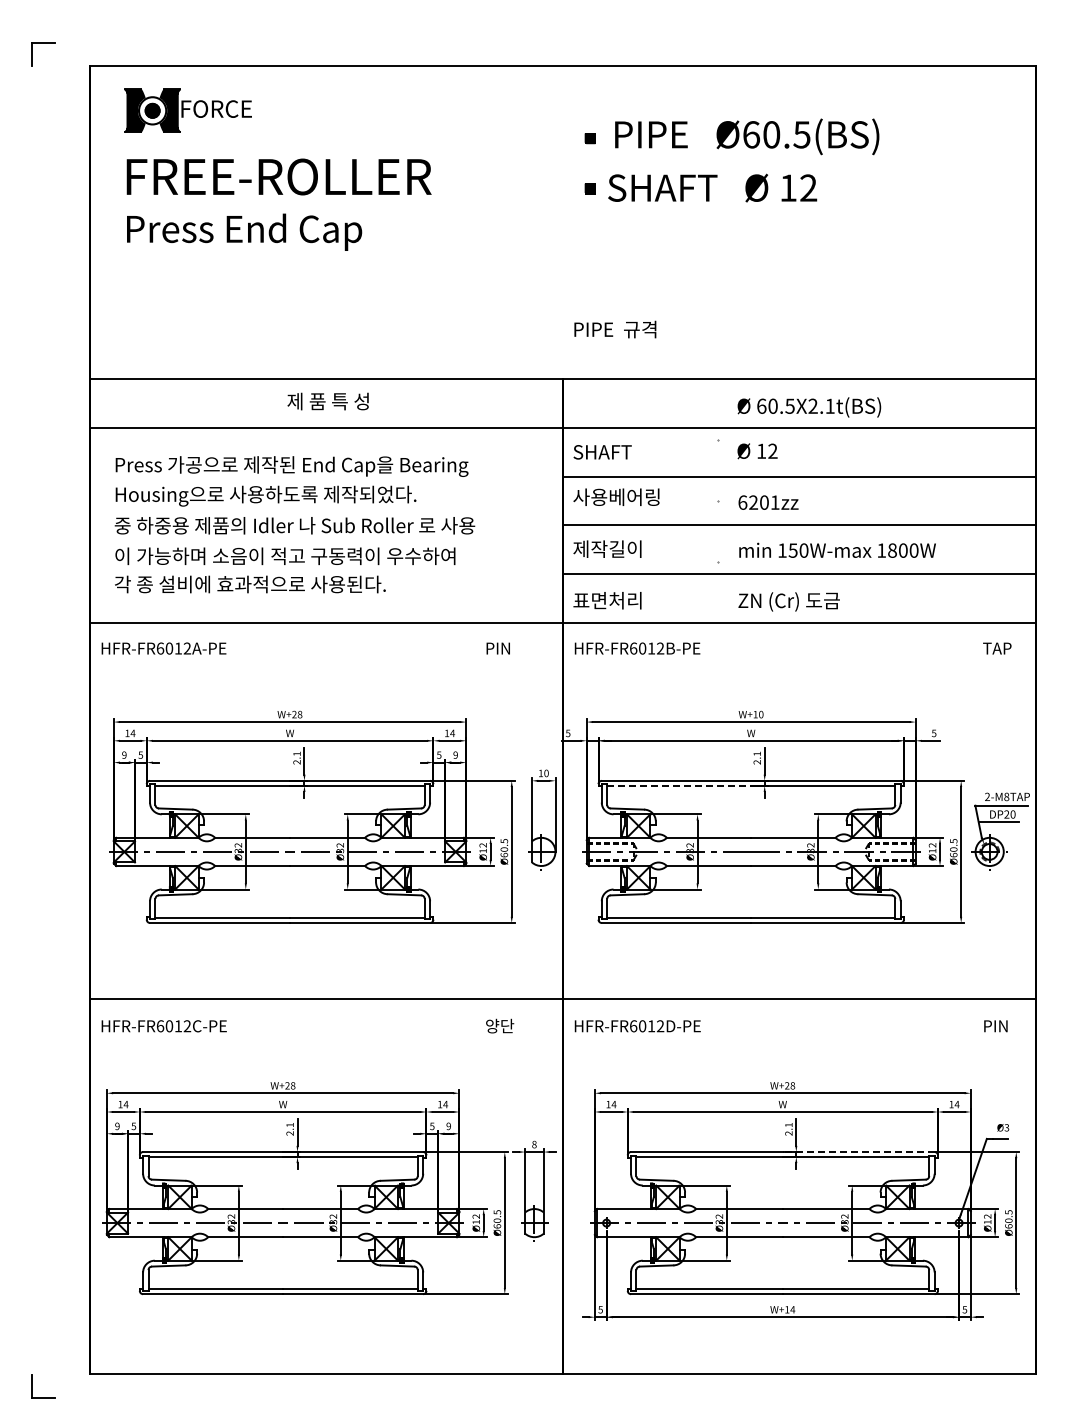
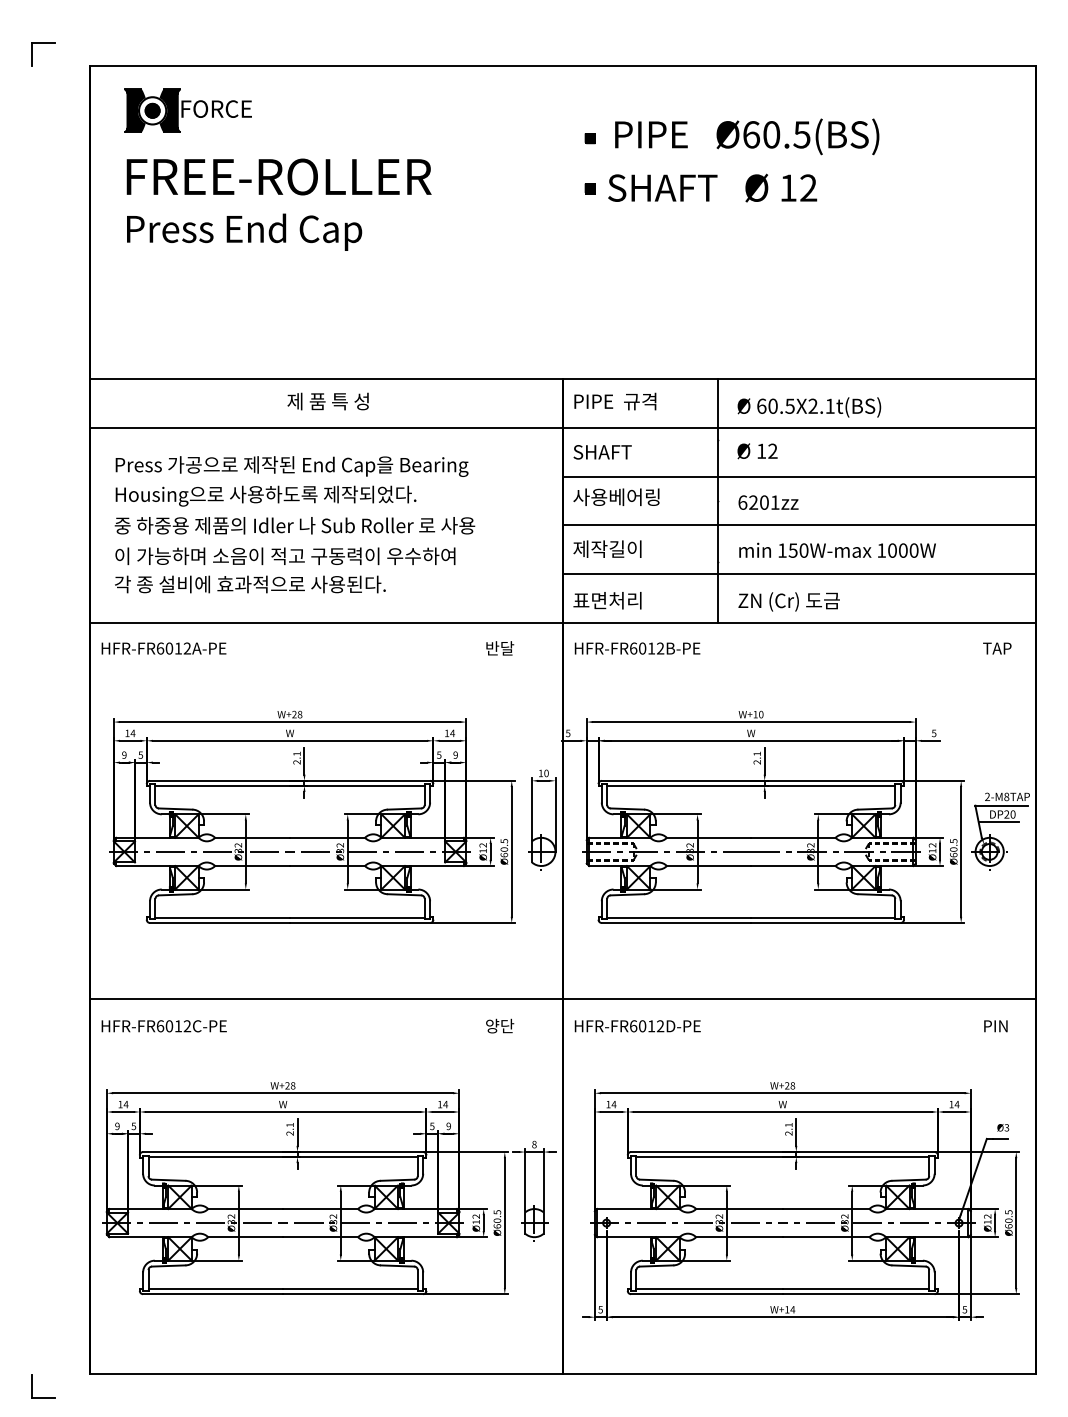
text position: (615, 329) -> (615, 401) (615, 401)
line: none -> present (718, 500)
text: 1800W -> 1000W (892, 550)
text: PIN -> 반달 (500, 648)
line: dashed -> solid (679, 785)
line: dashed -> solid (858, 1152)
